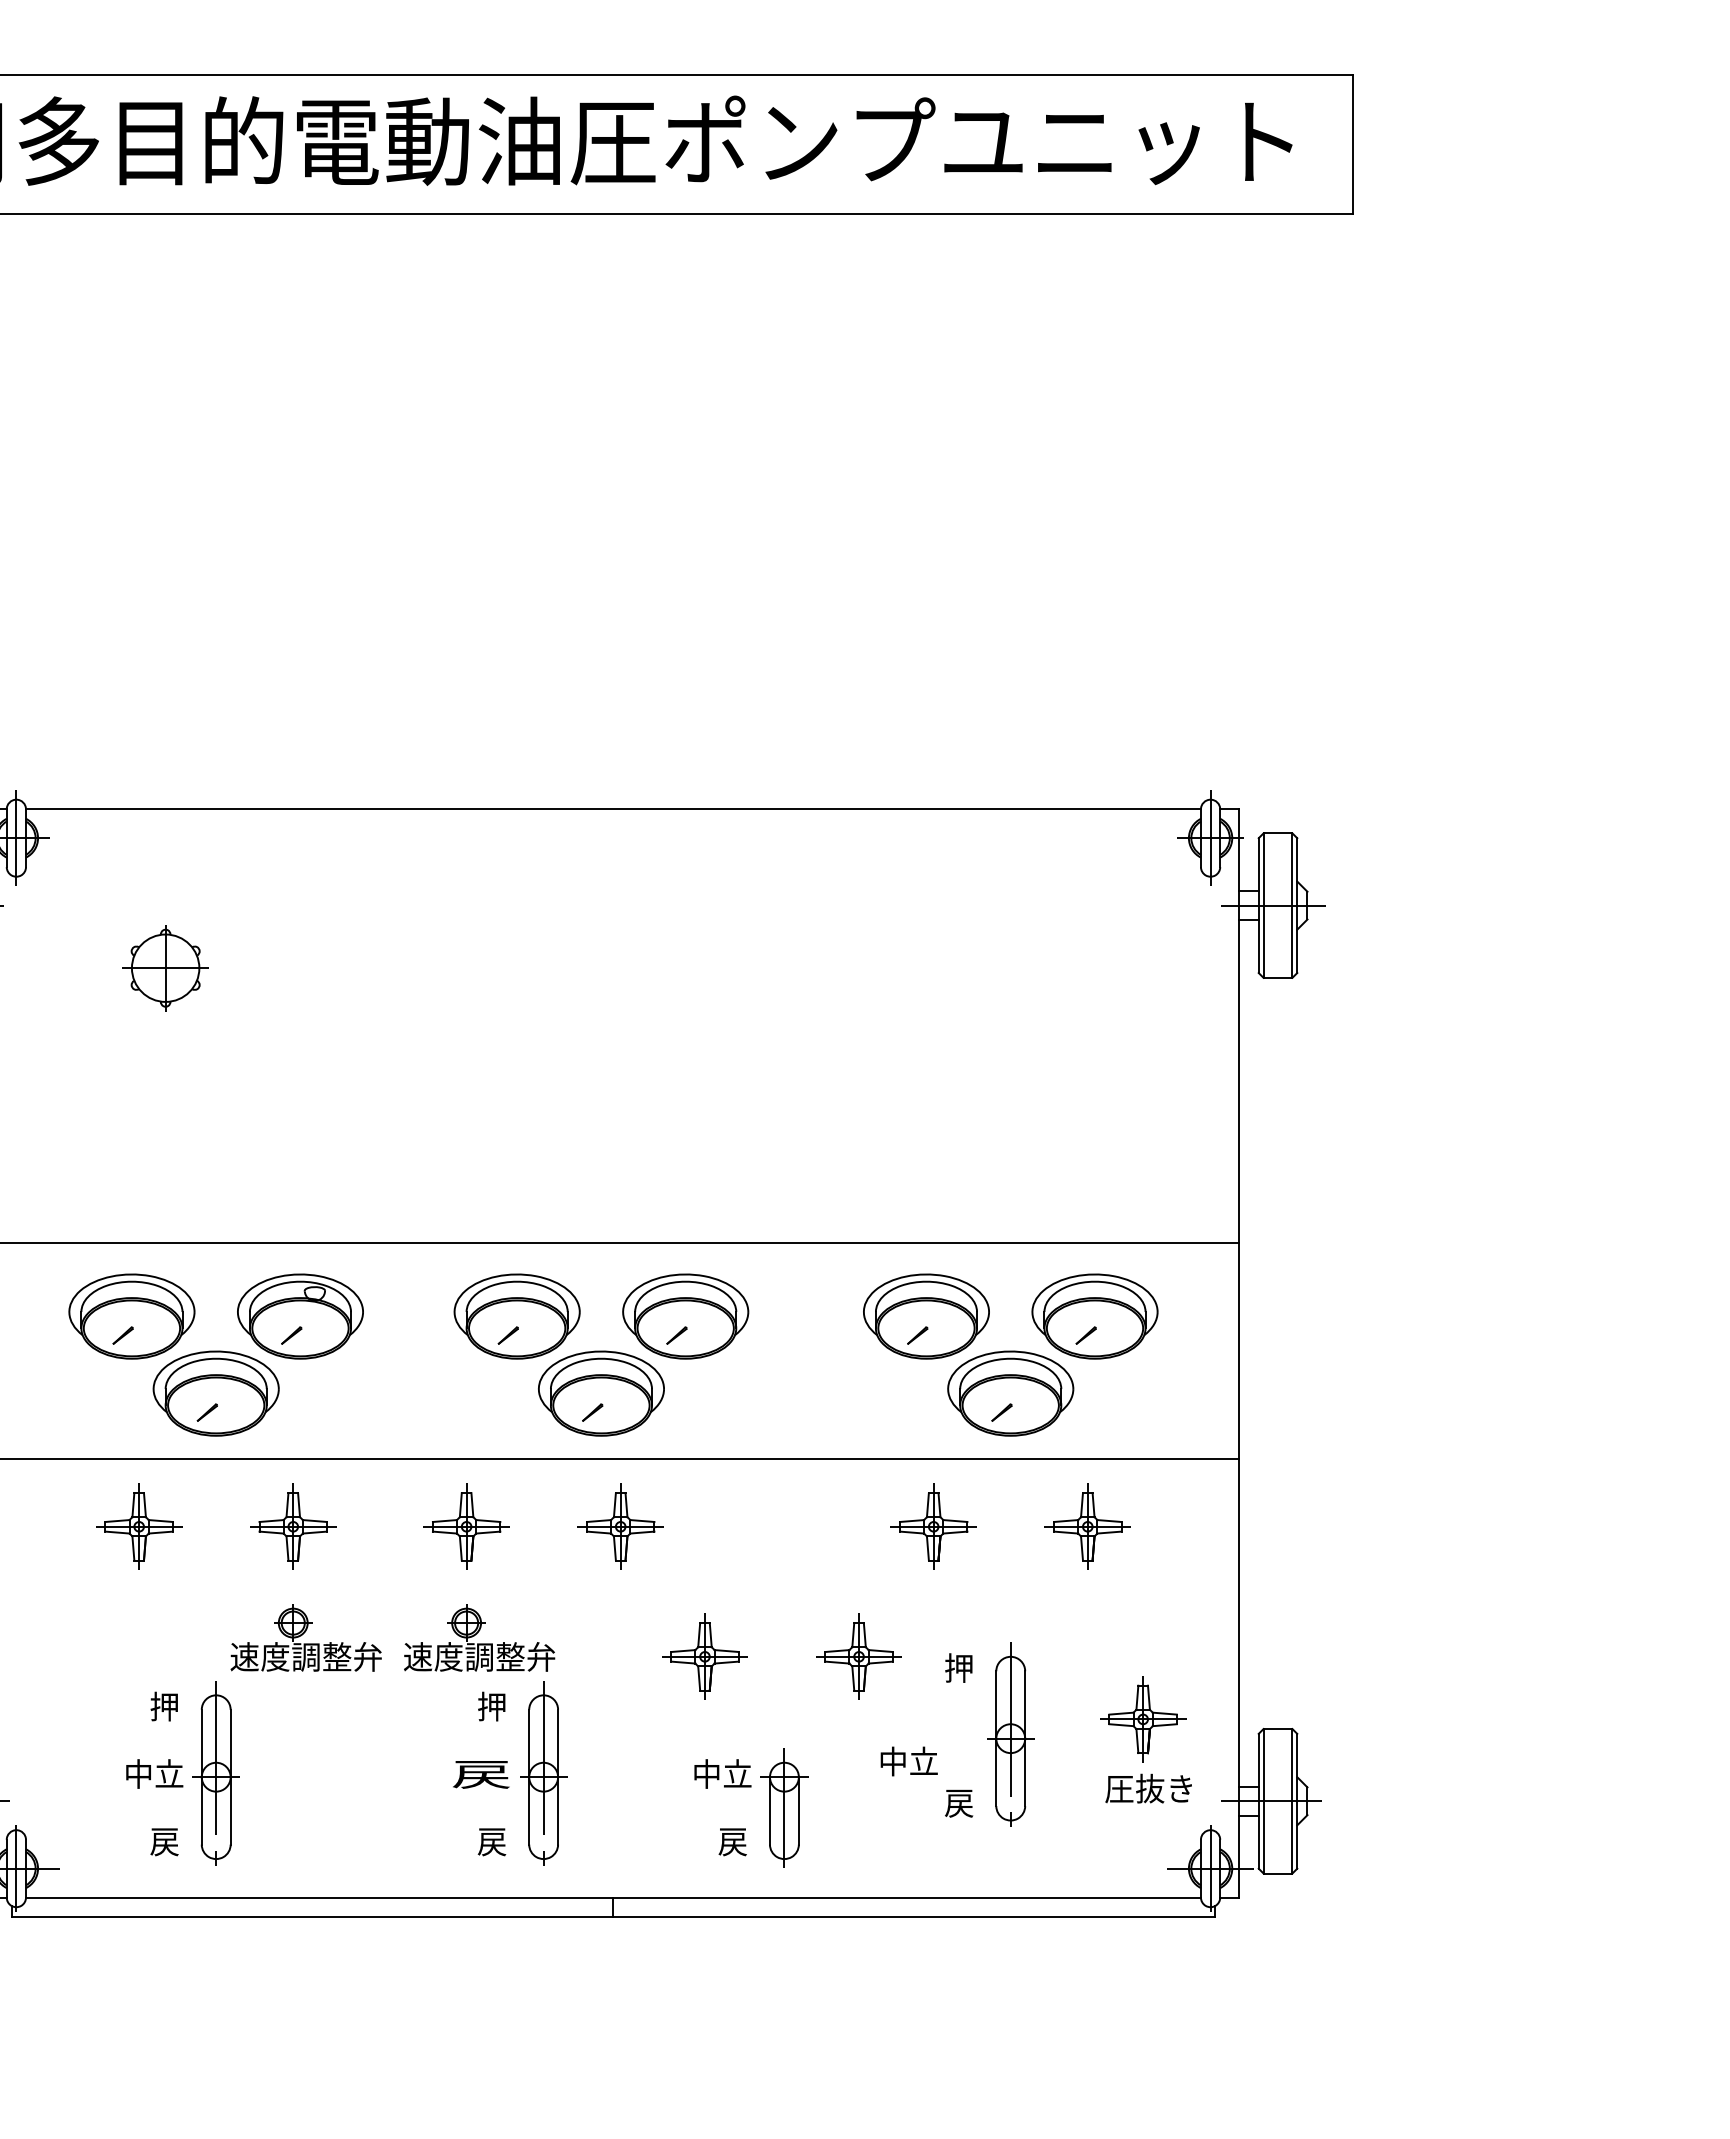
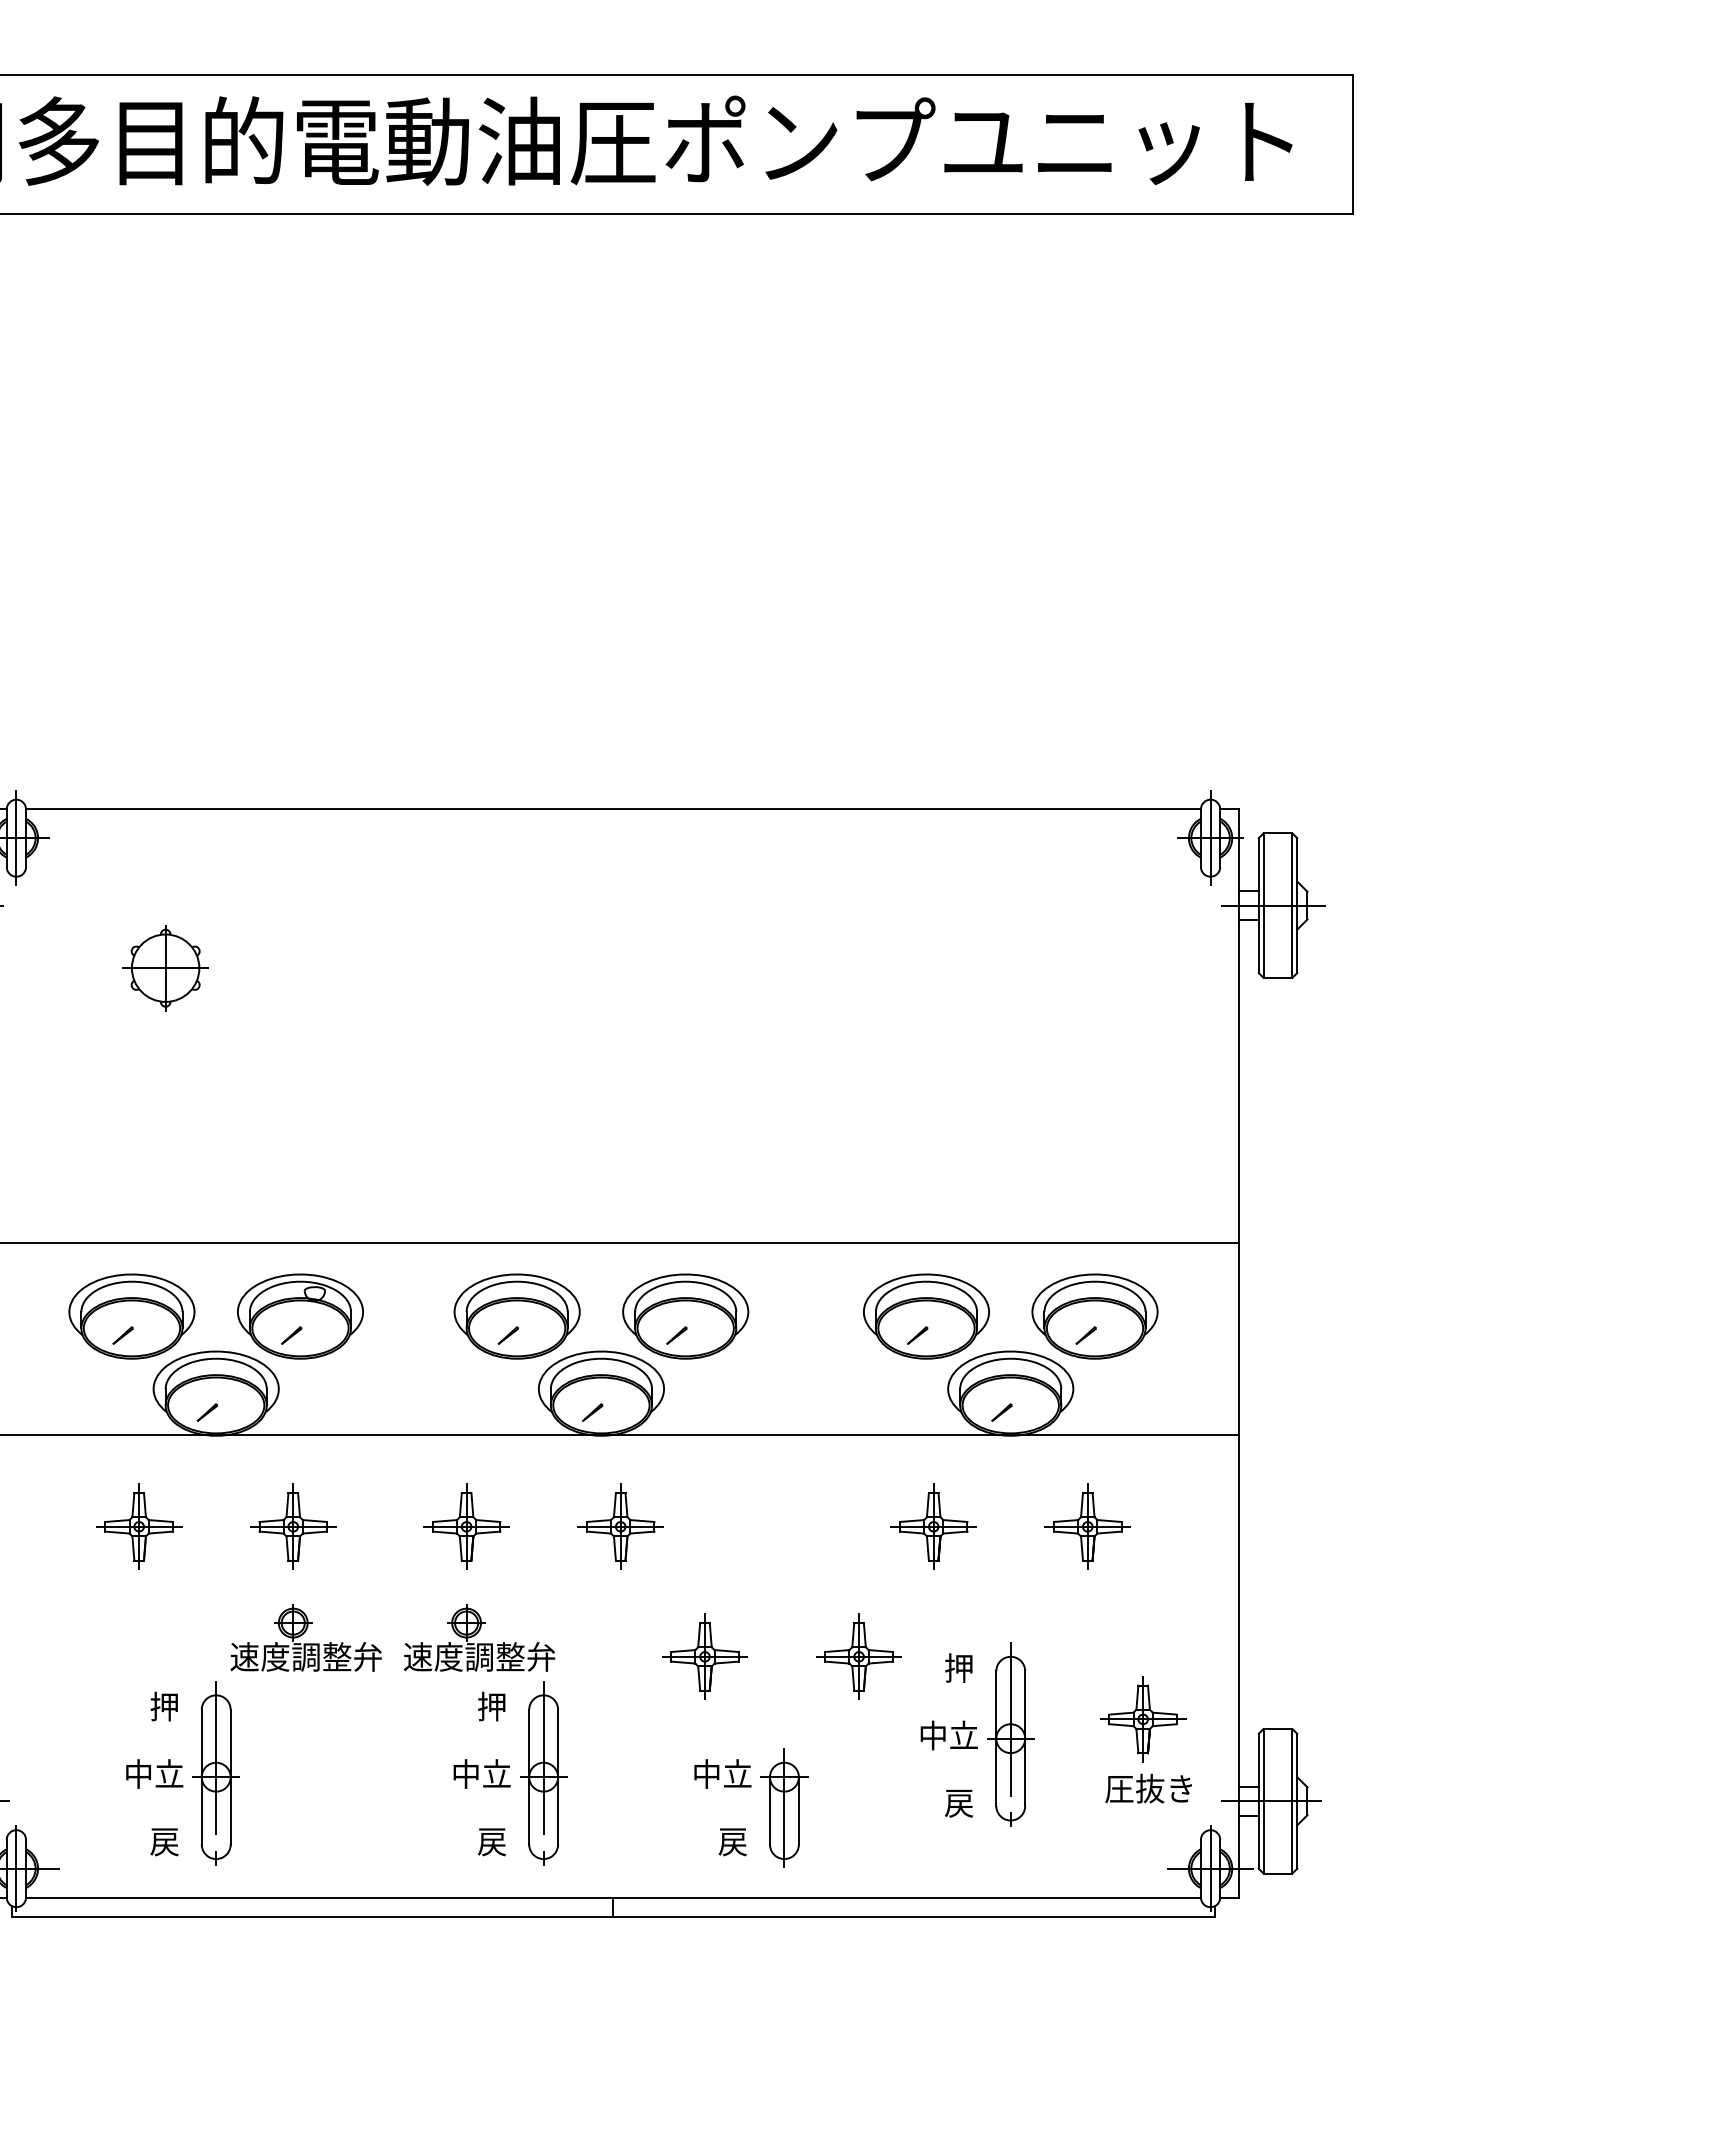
line position: (620, 1459) -> (620, 1435) (620, 1435)
text position: (908, 1761) -> (948, 1735) (948, 1735)
text: 戻 -> 中立 (481, 1773)
